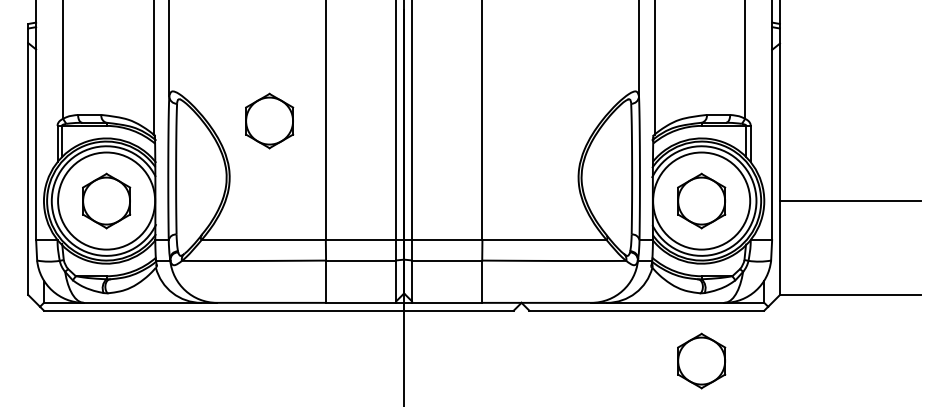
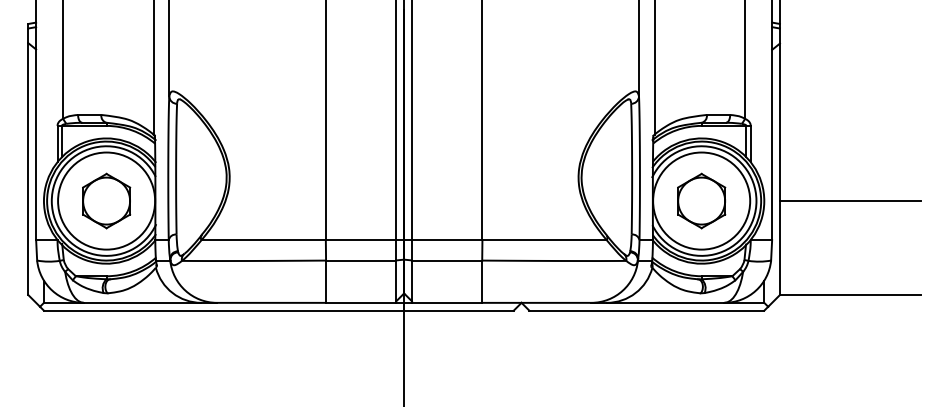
part: present -> none (269, 120)
part: present -> none (701, 360)
